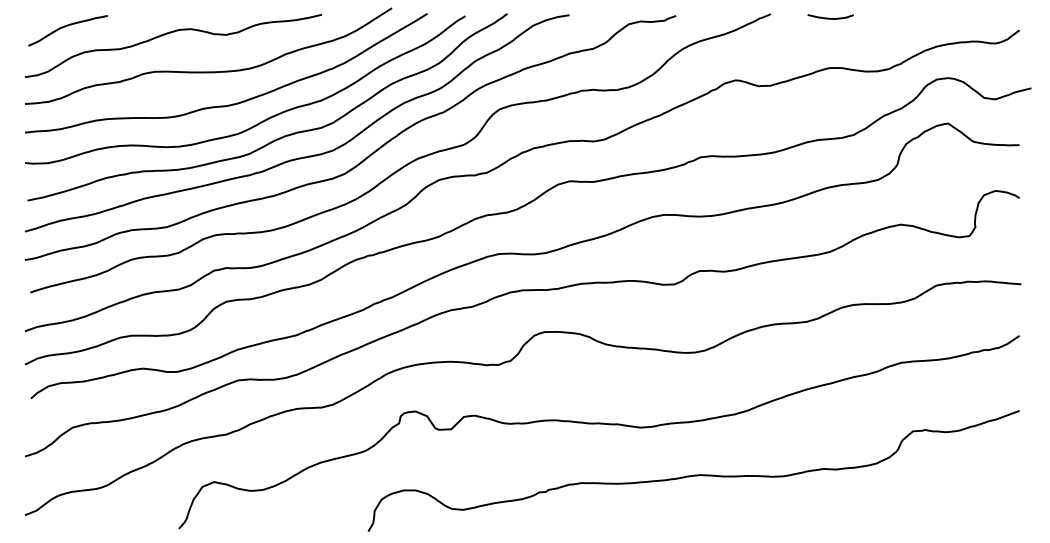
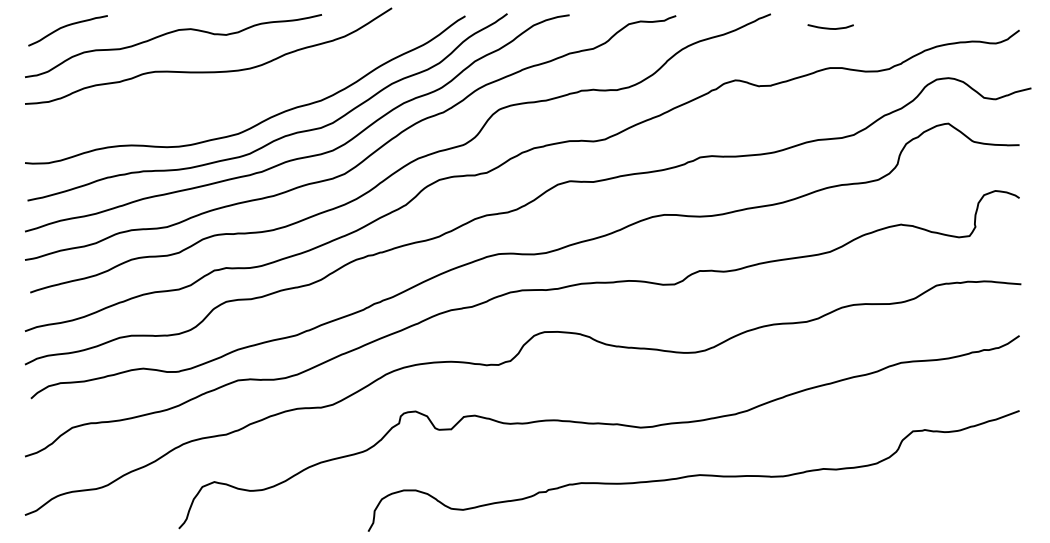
curve position: (829, 17) -> (829, 27) (829, 27)
curve: present -> none (232, 103)
